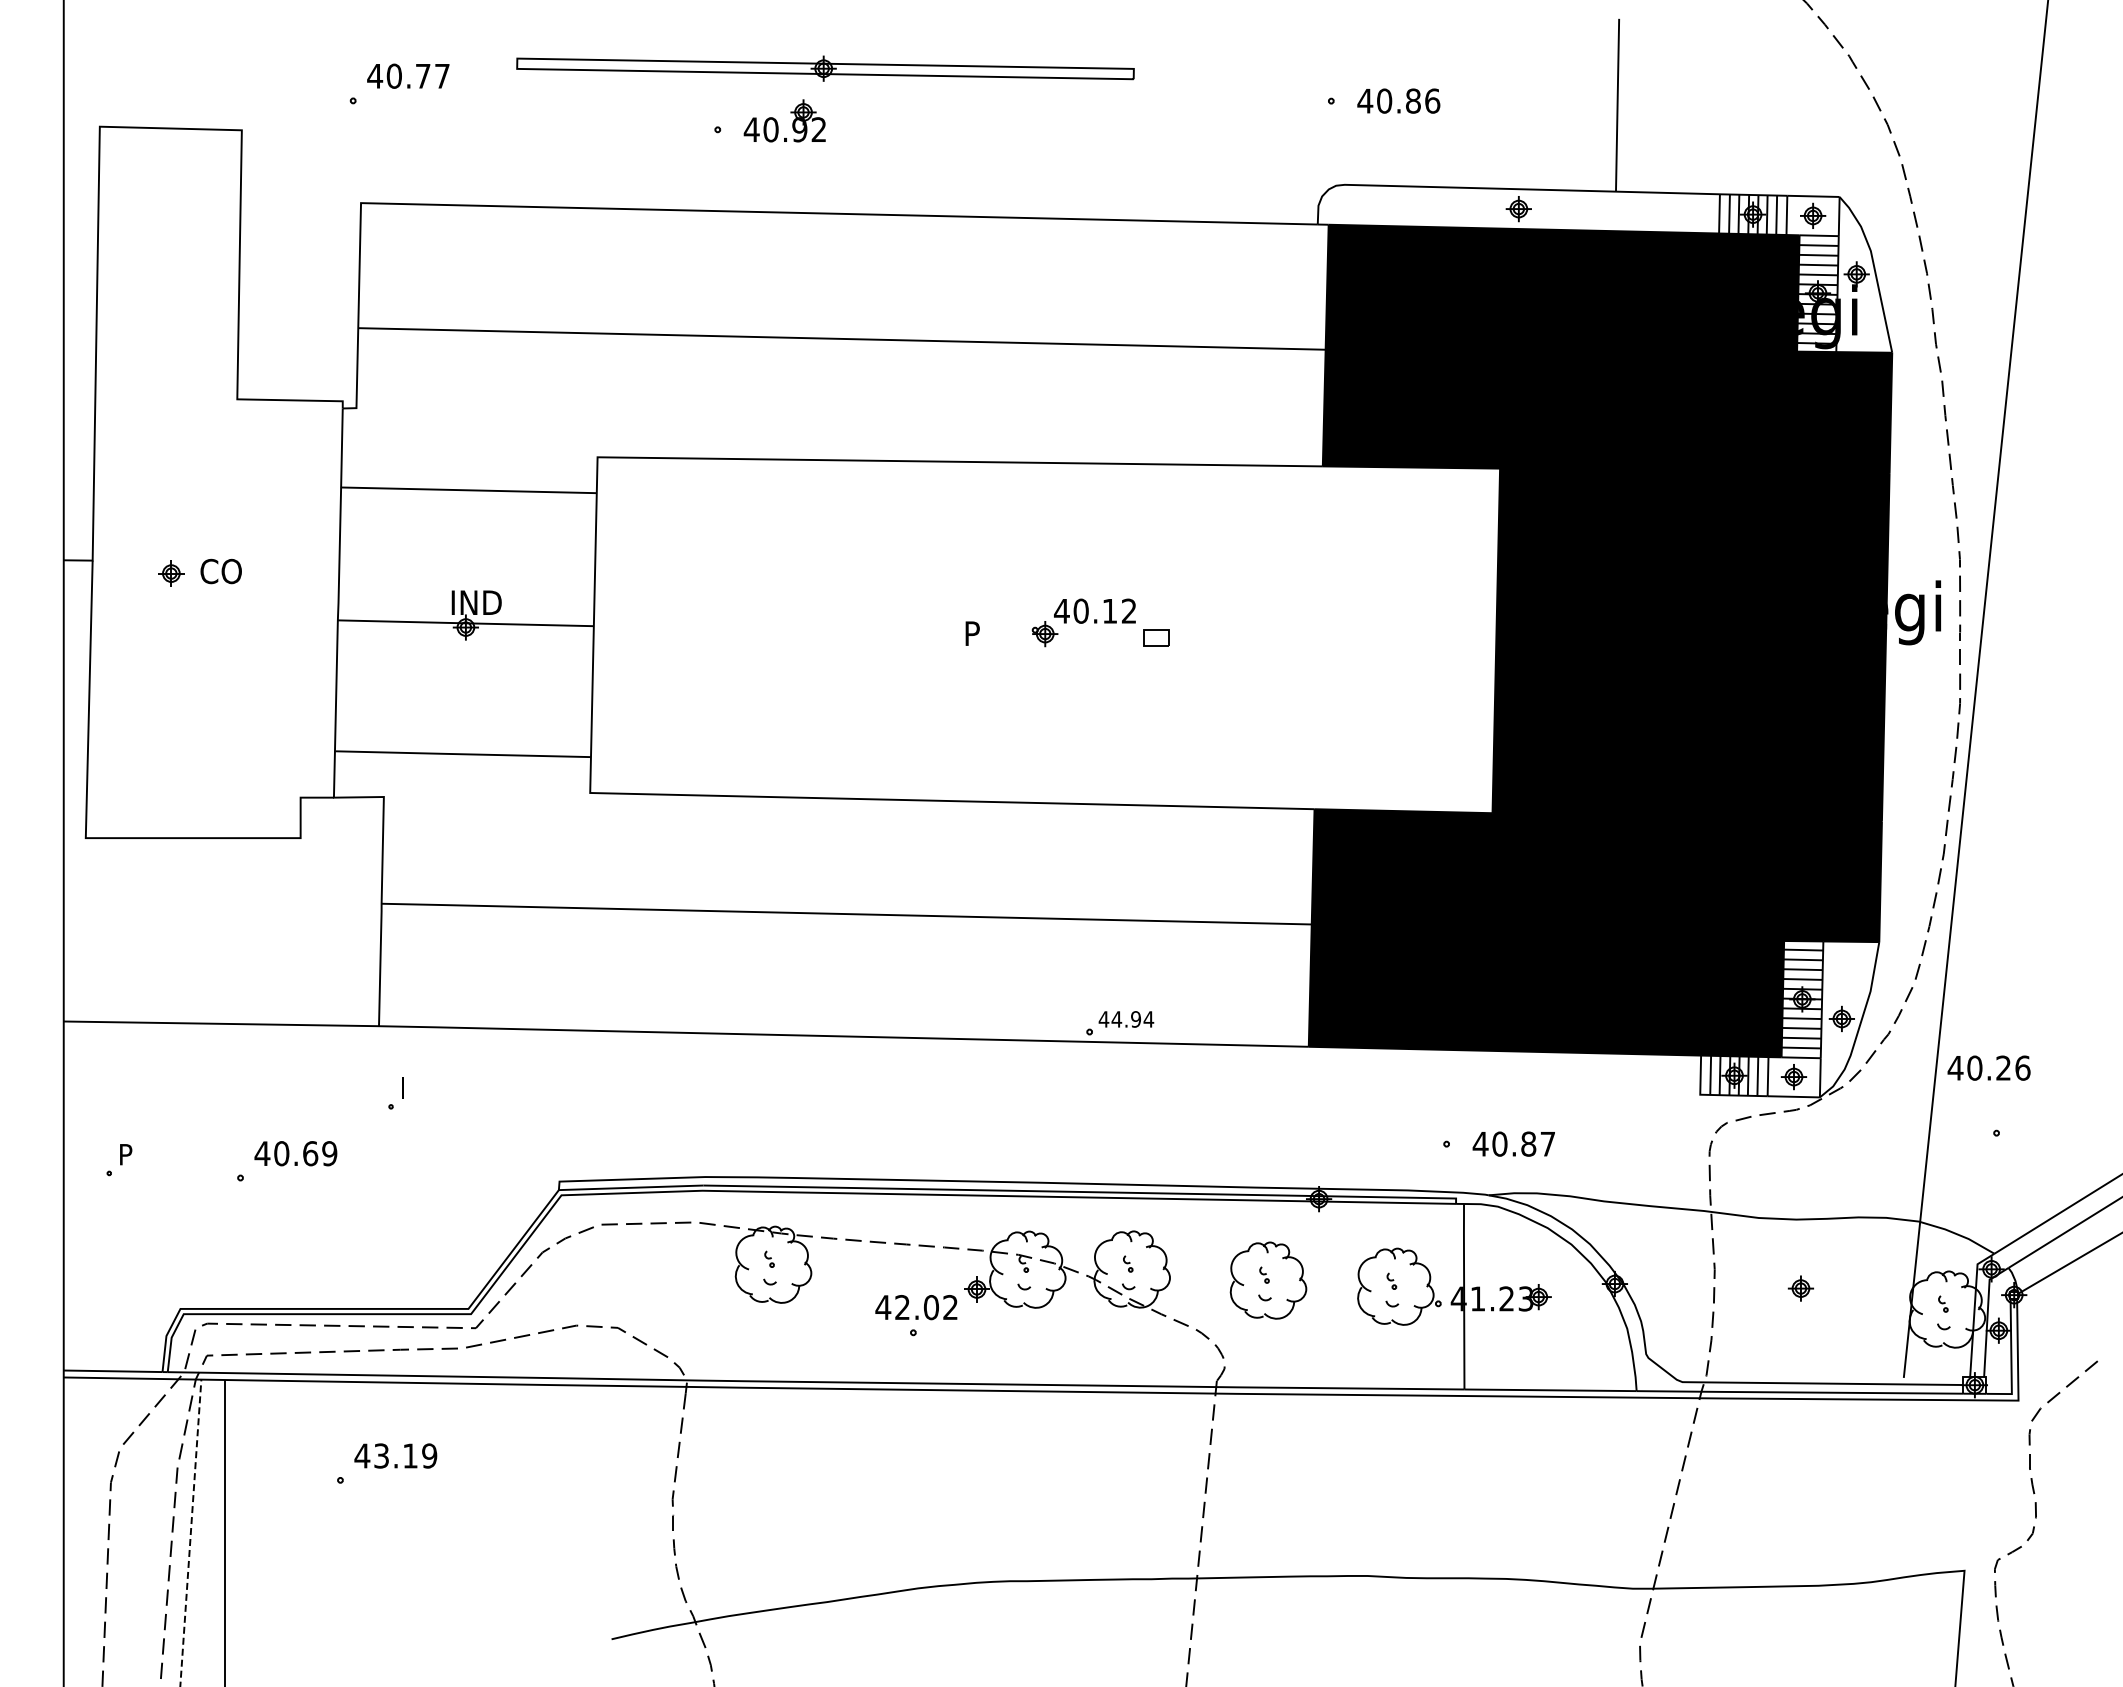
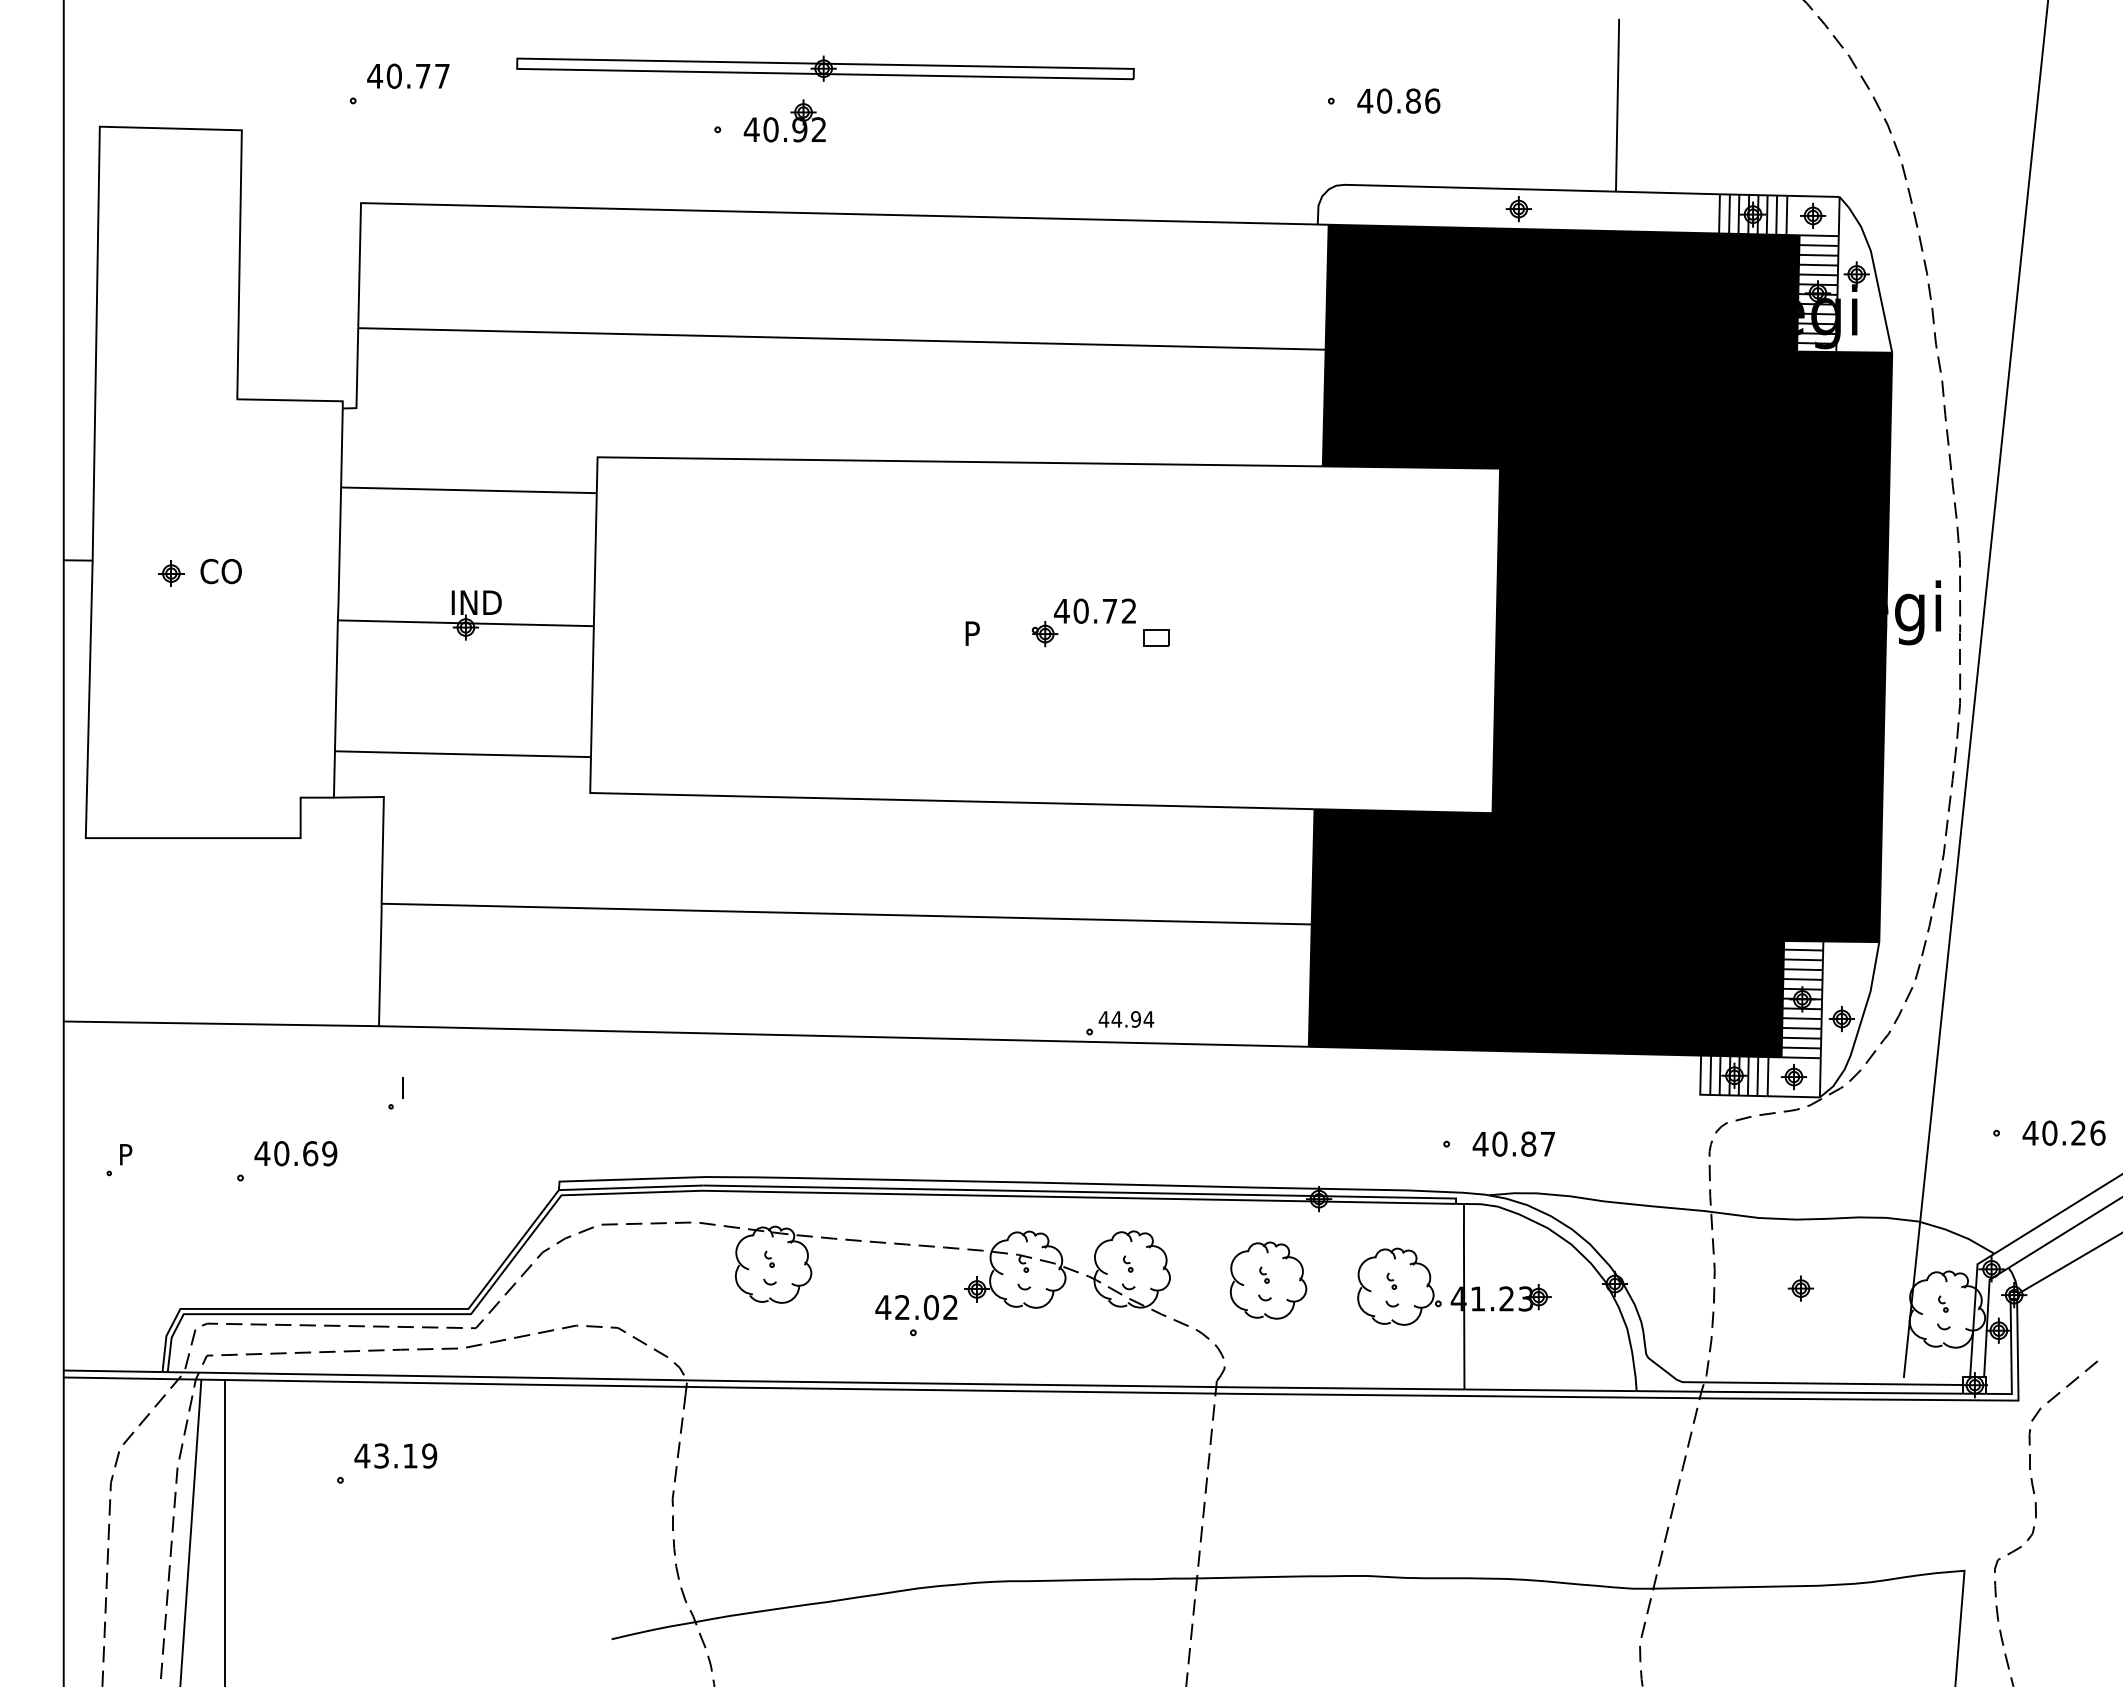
text: 40.12 -> 40.72 (1110, 611)
text position: (1988, 1067) -> (2063, 1132) (2063, 1132)
line: dashed -> solid (190, 1533)
